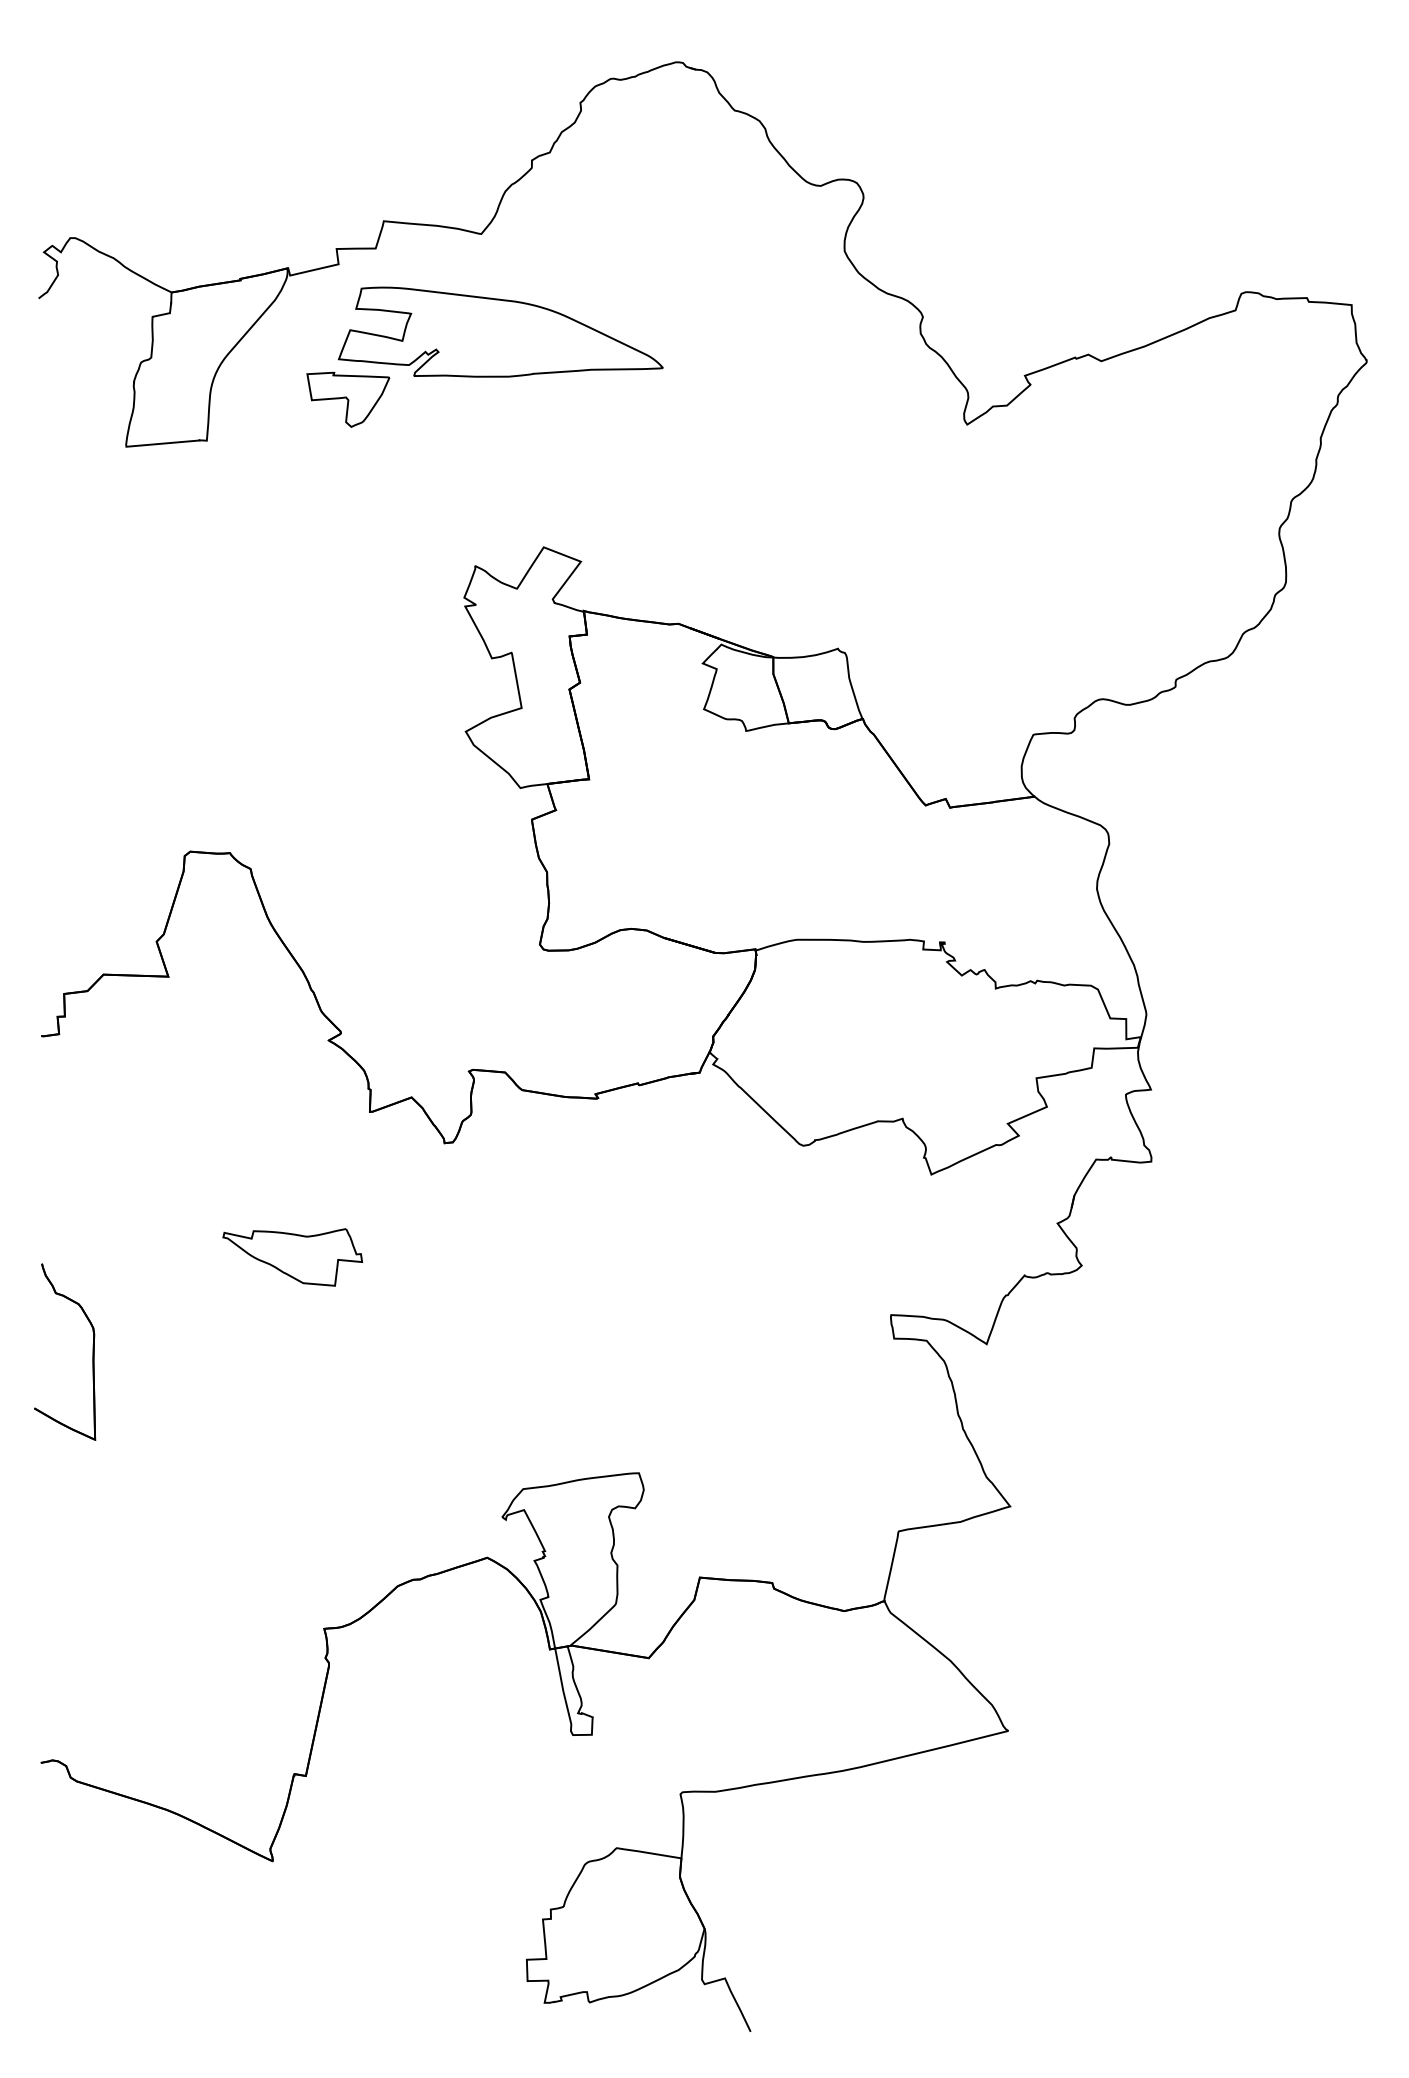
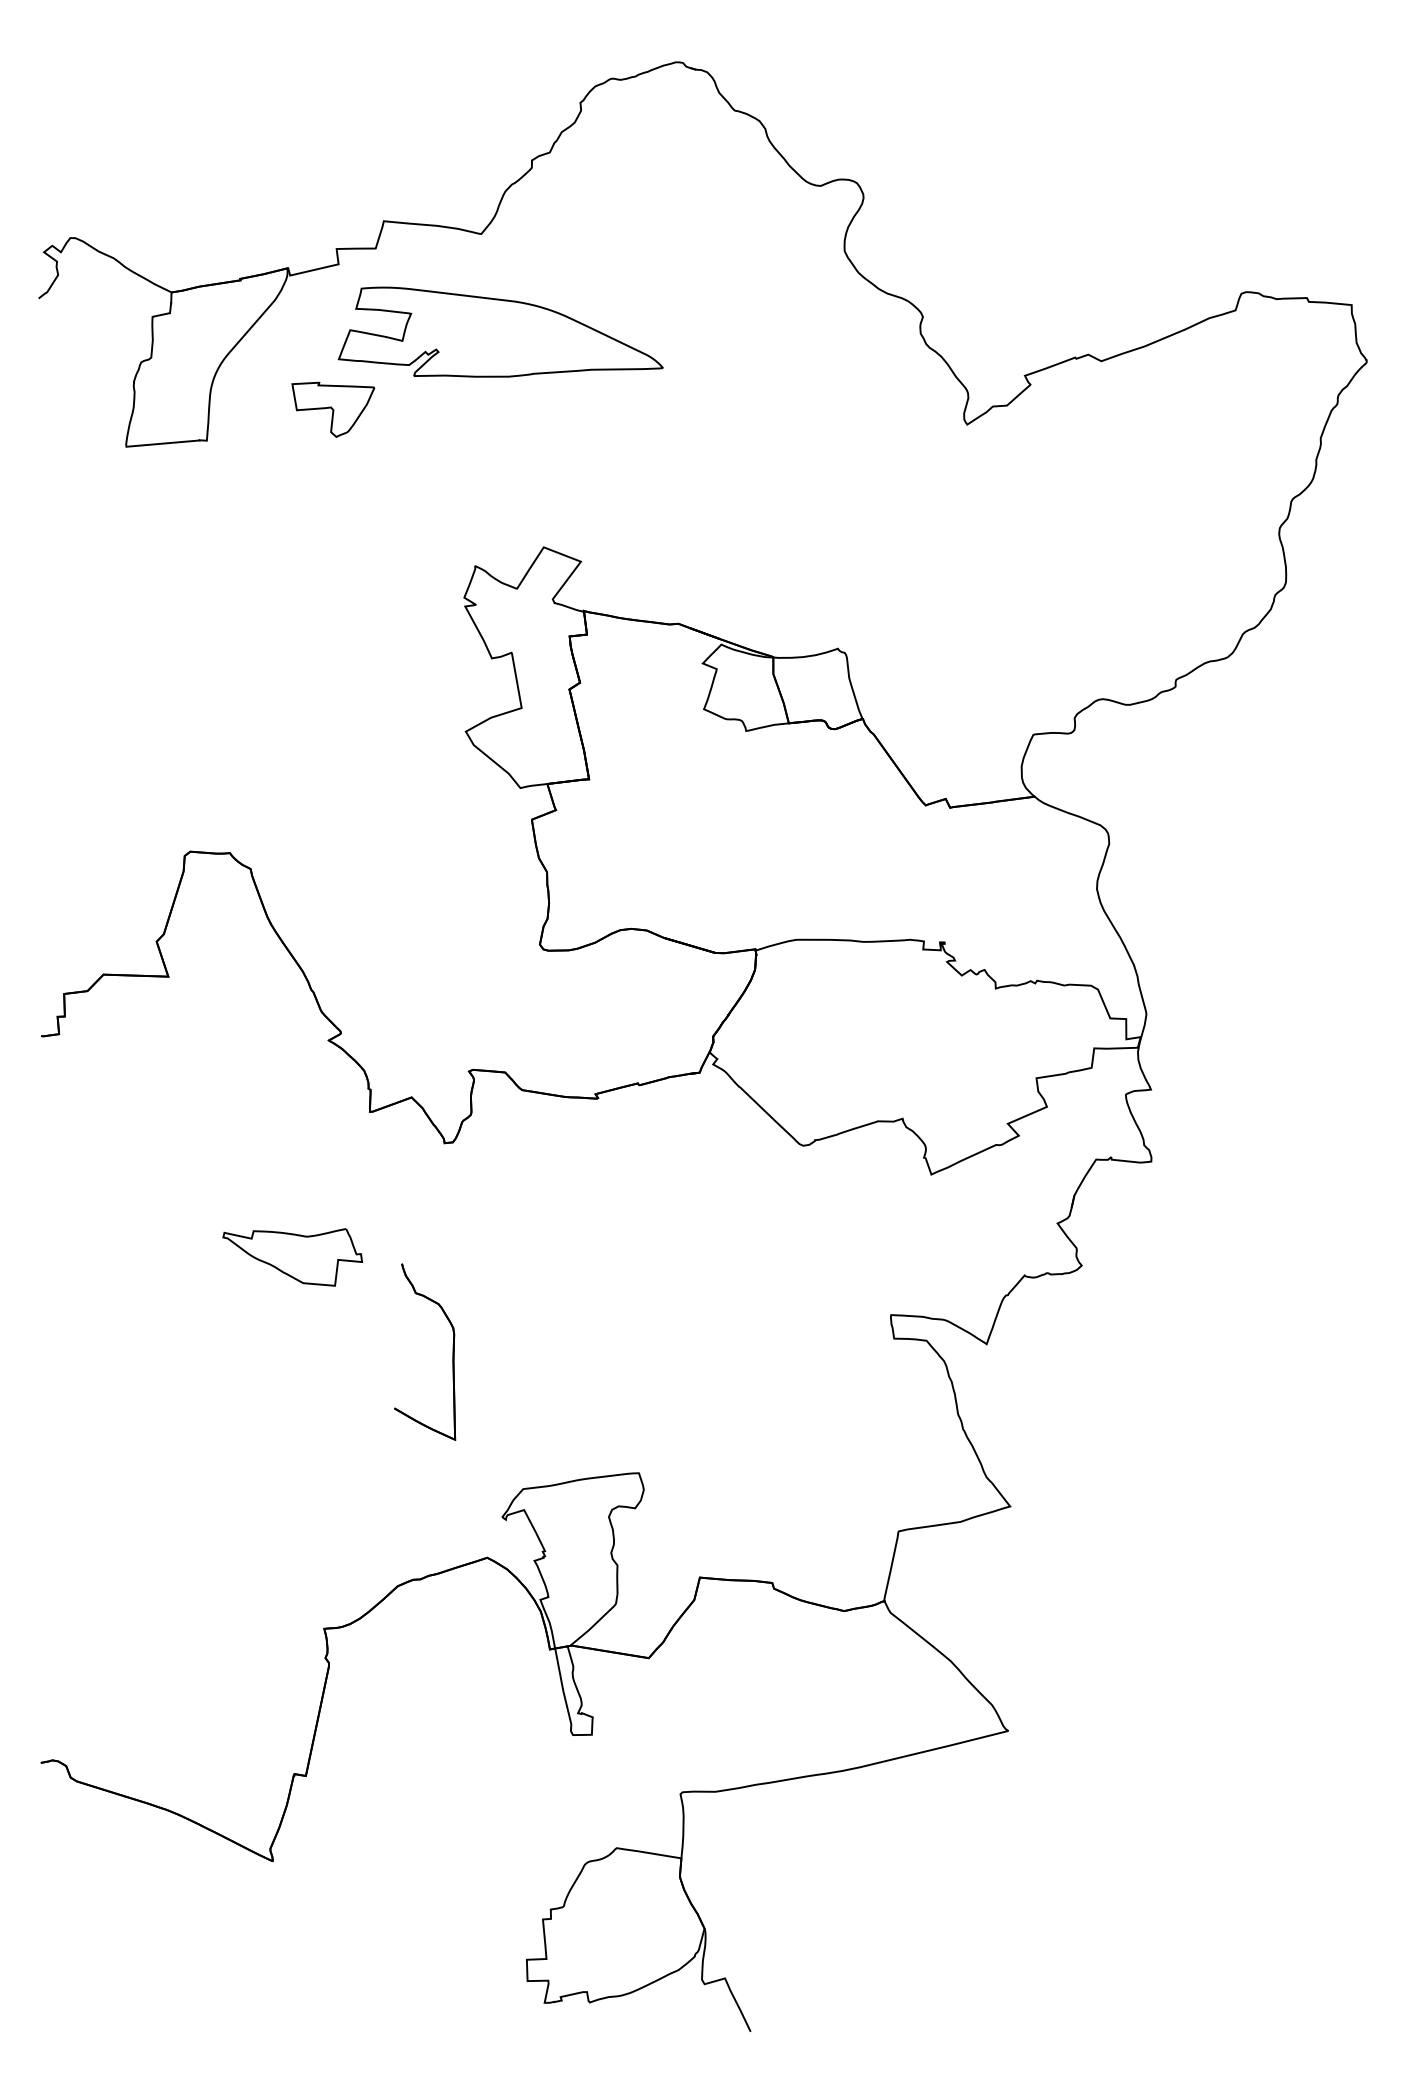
part position: (348, 399) -> (333, 409) (333, 409)
part position: (92, 1351) -> (452, 1351) (452, 1351)
